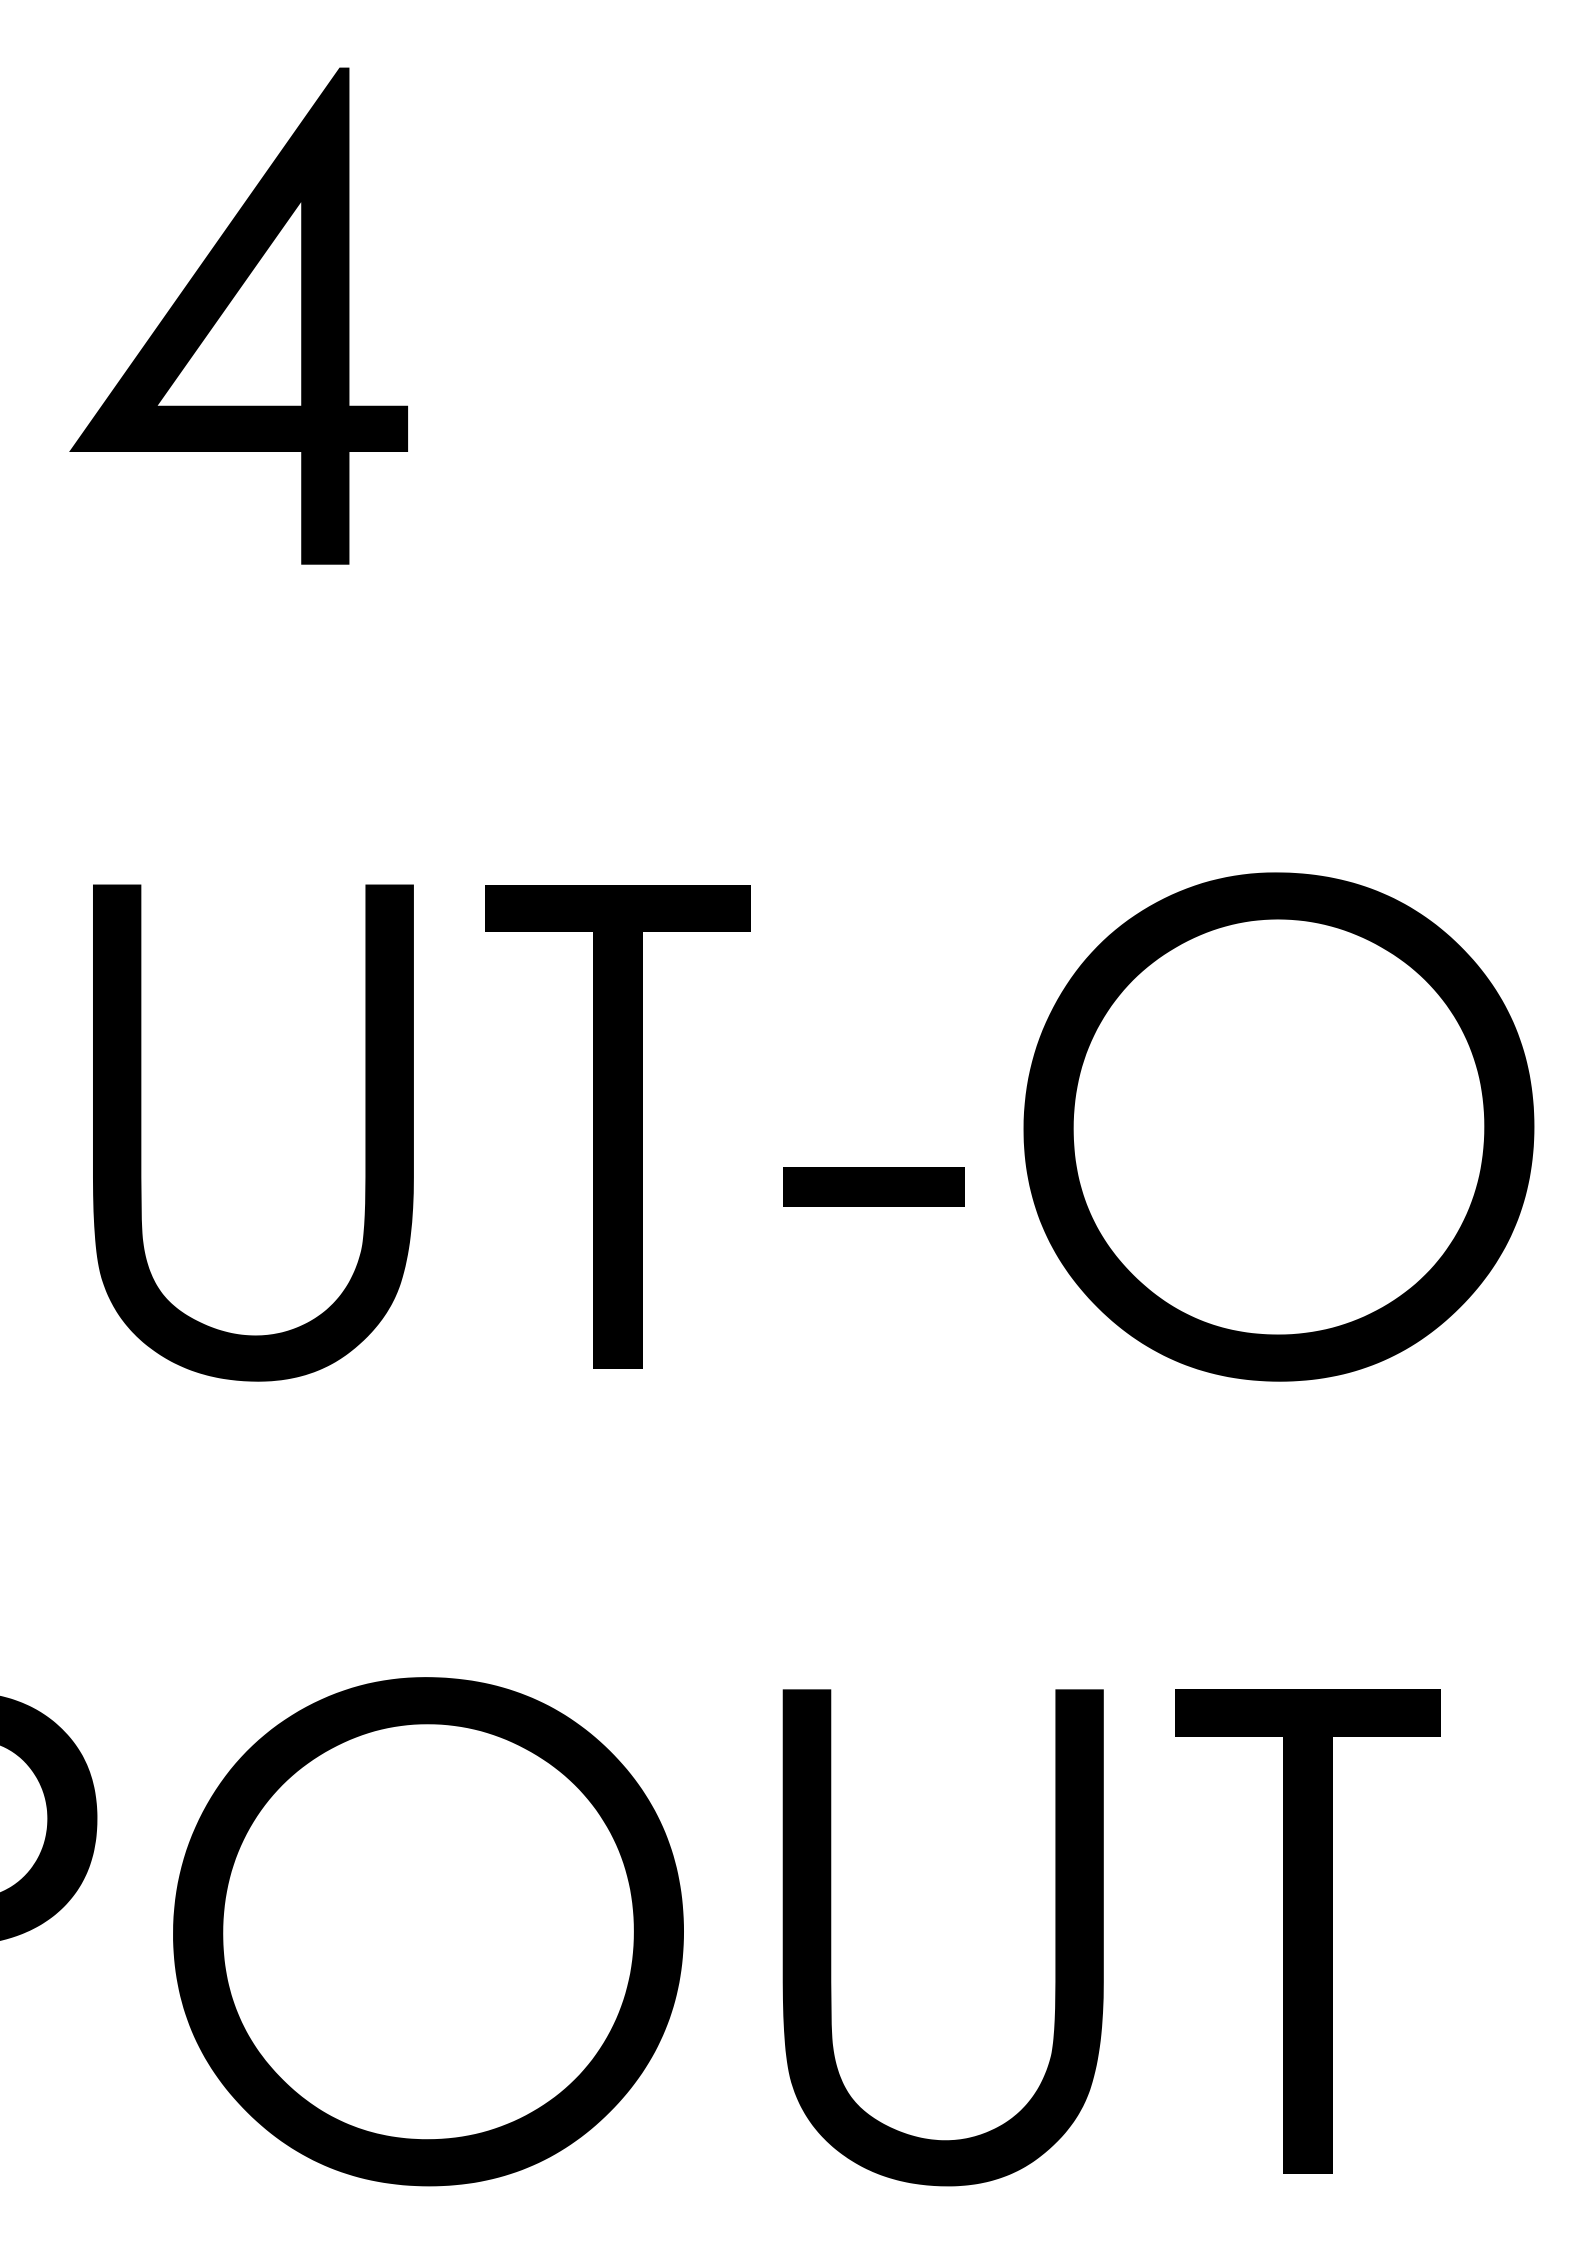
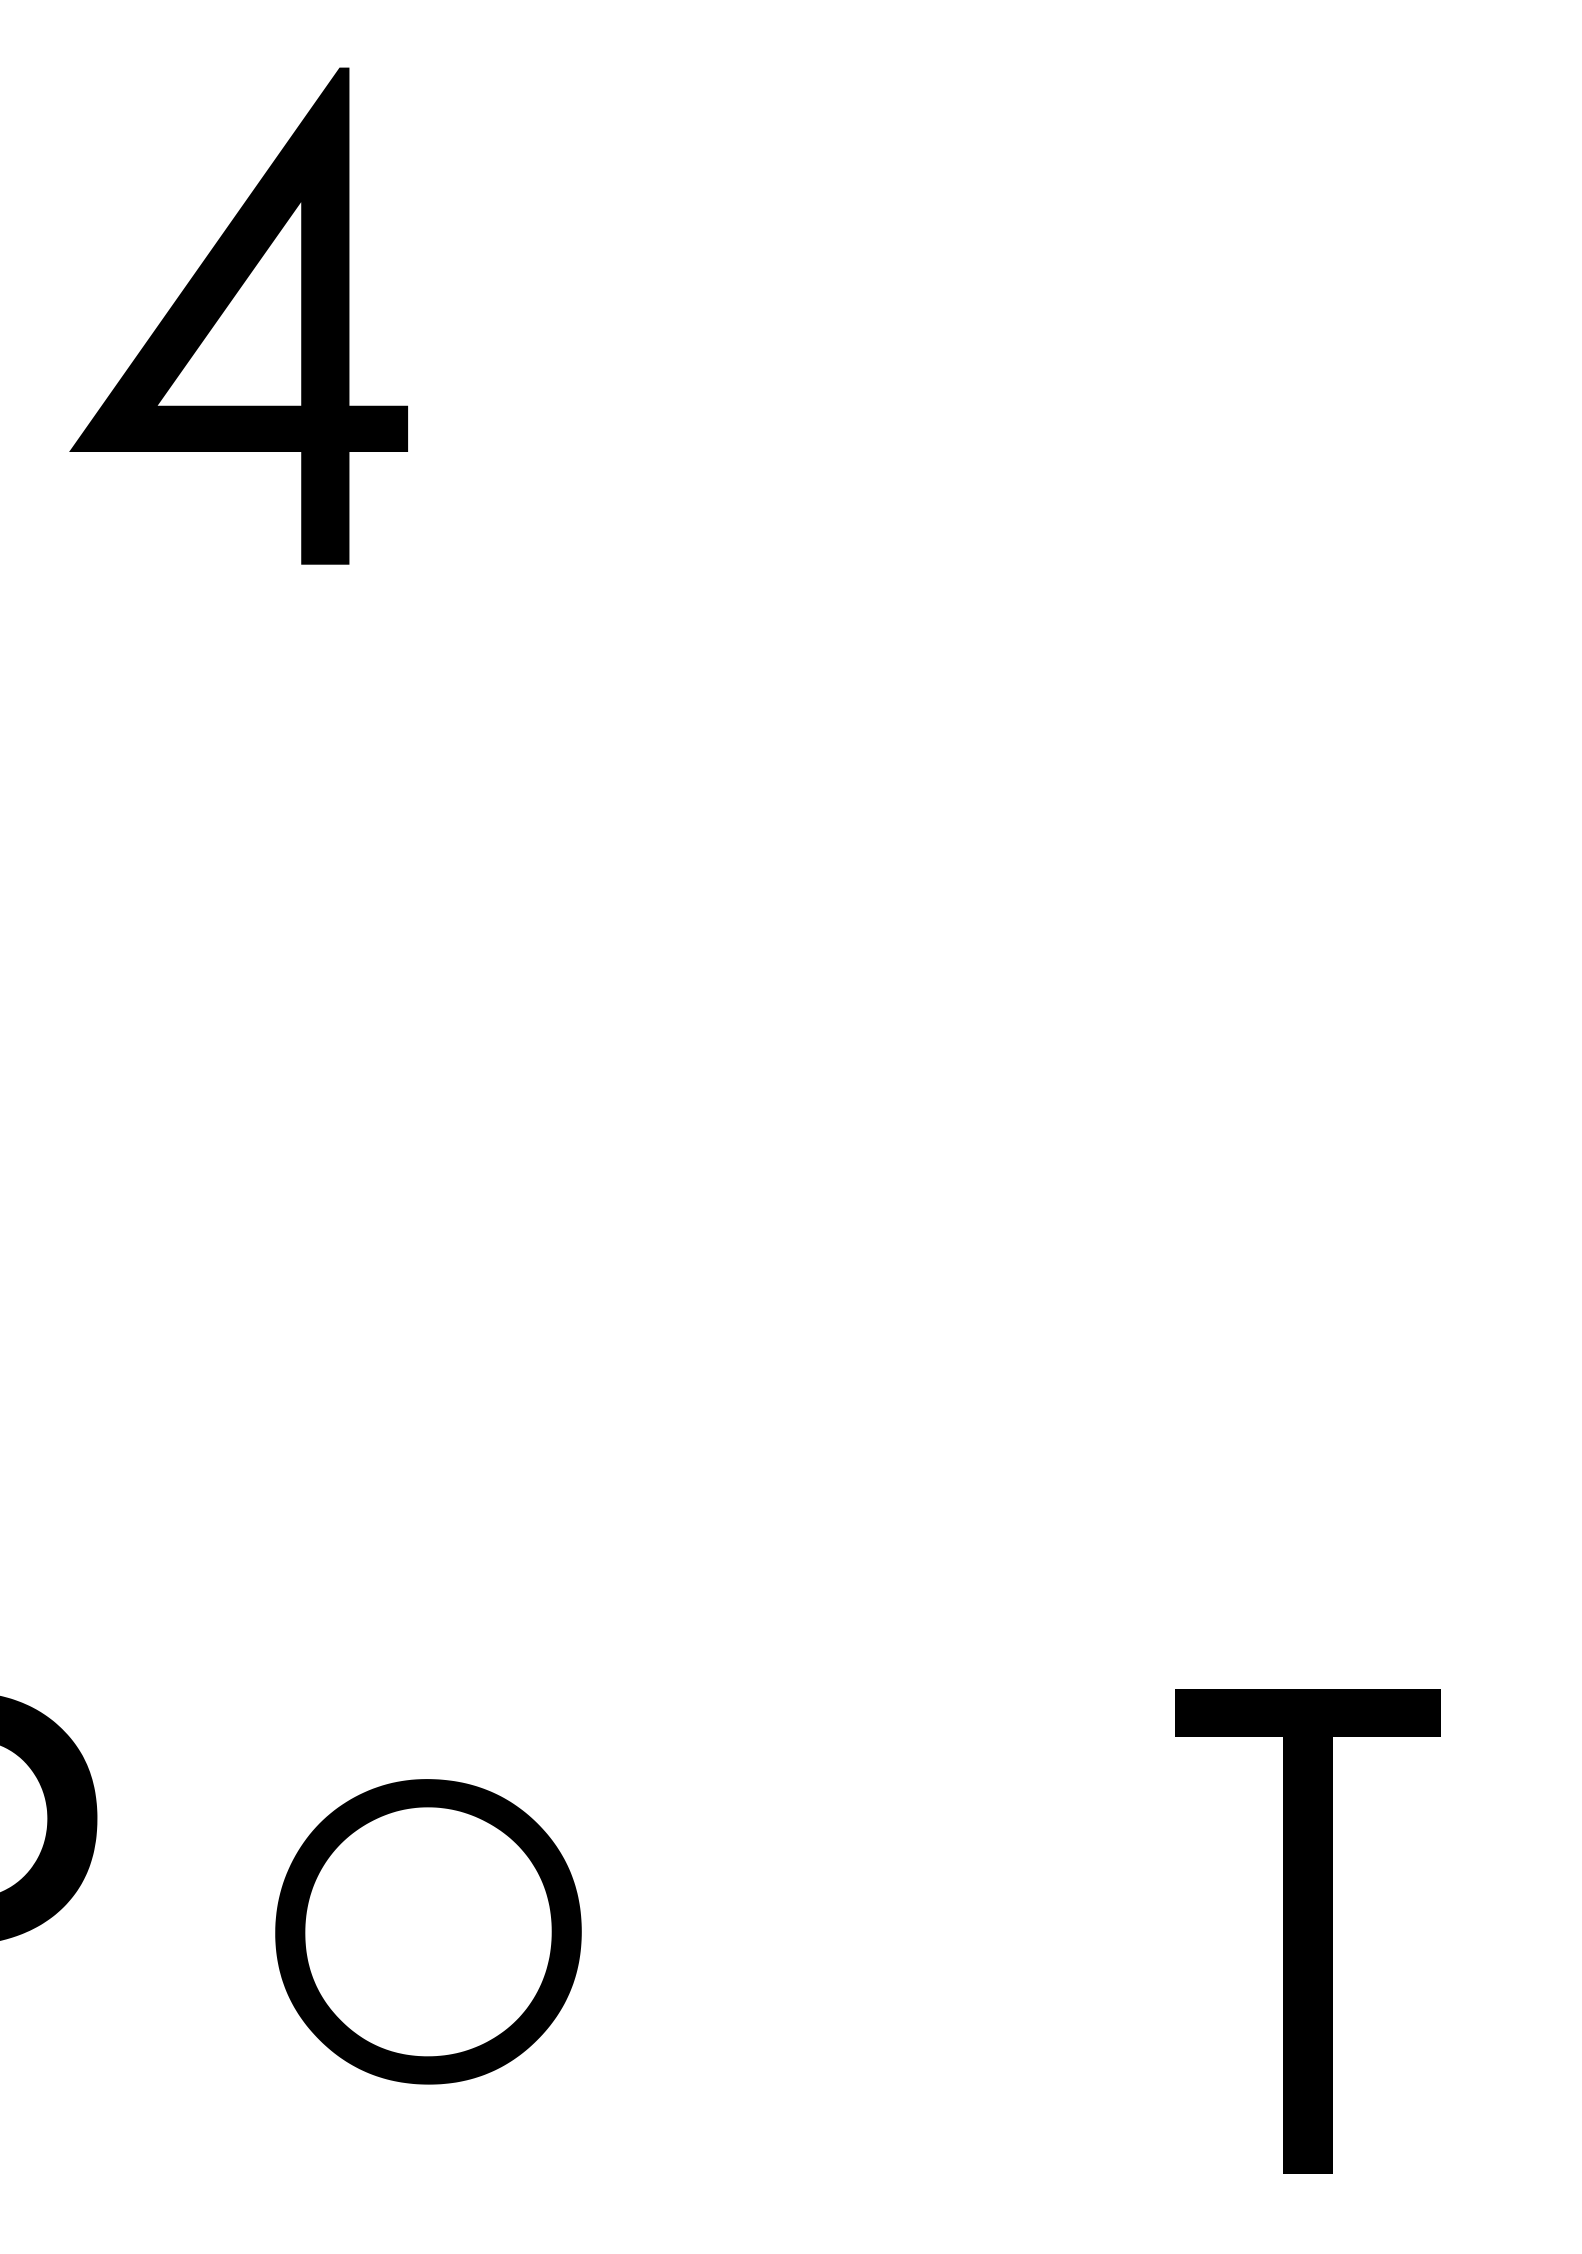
fill: present -> none (617, 1126)
part: present -> none (1278, 1126)
fill: present -> none (252, 1132)
part: present -> none (873, 1186)
part size: 511x510 px -> 307x306 px (428, 1931)
part: present -> none (831, 1937)
